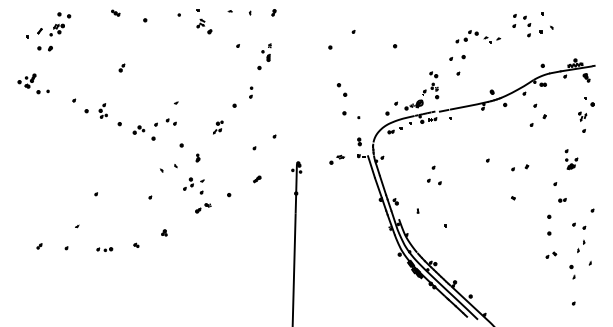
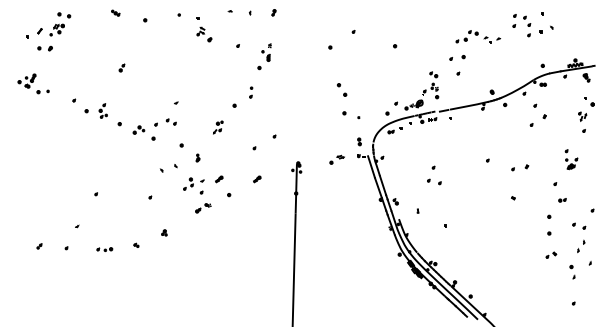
part position: (204, 21) -> (204, 29) (204, 29)
part: none -> present (219, 179)
